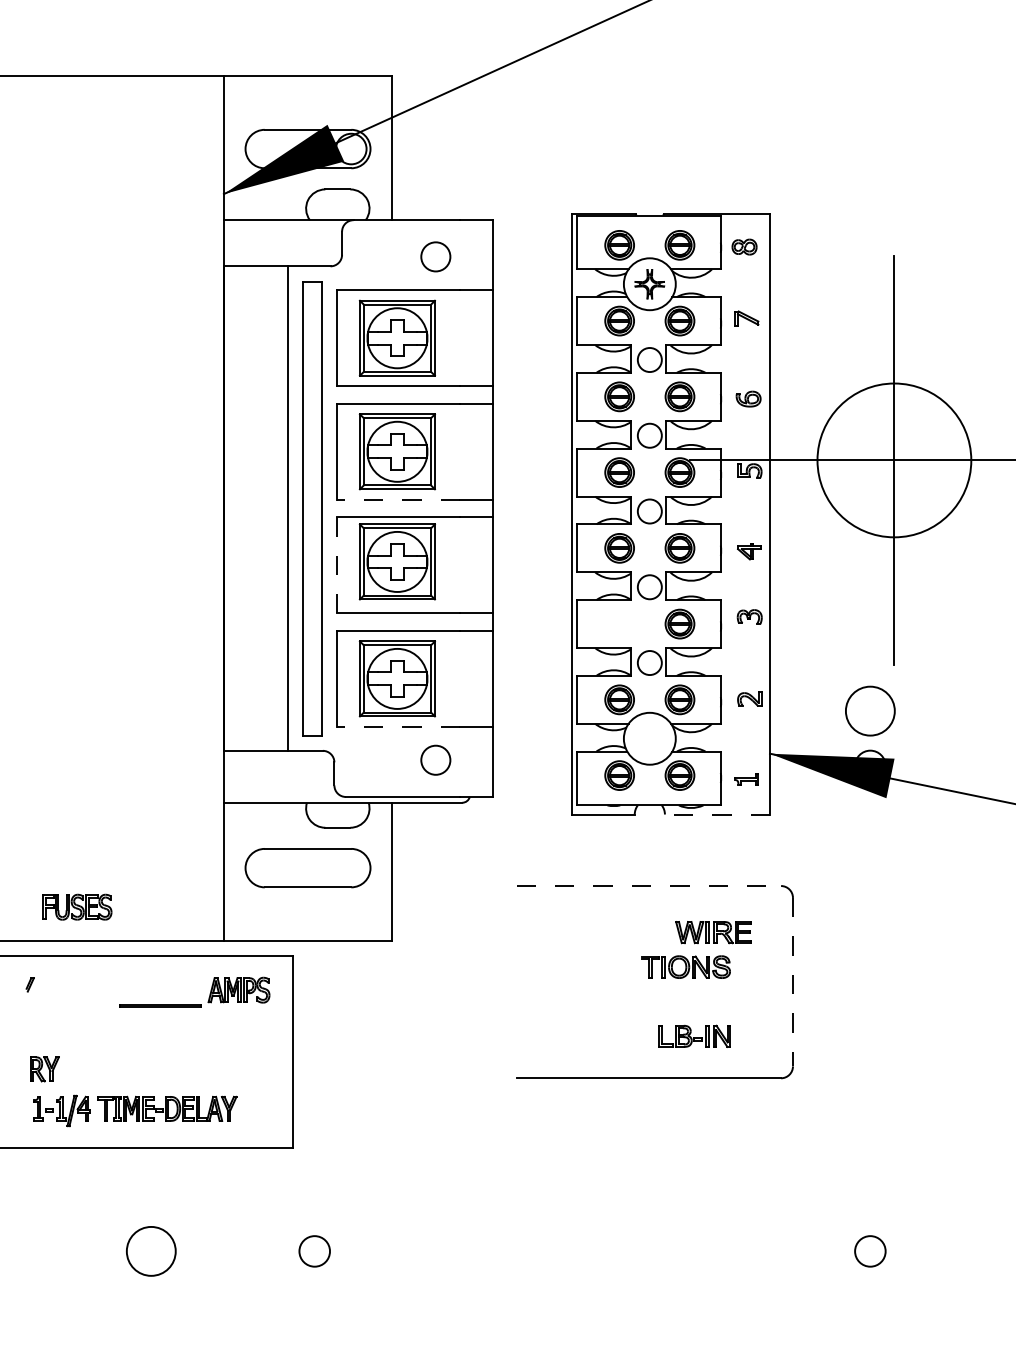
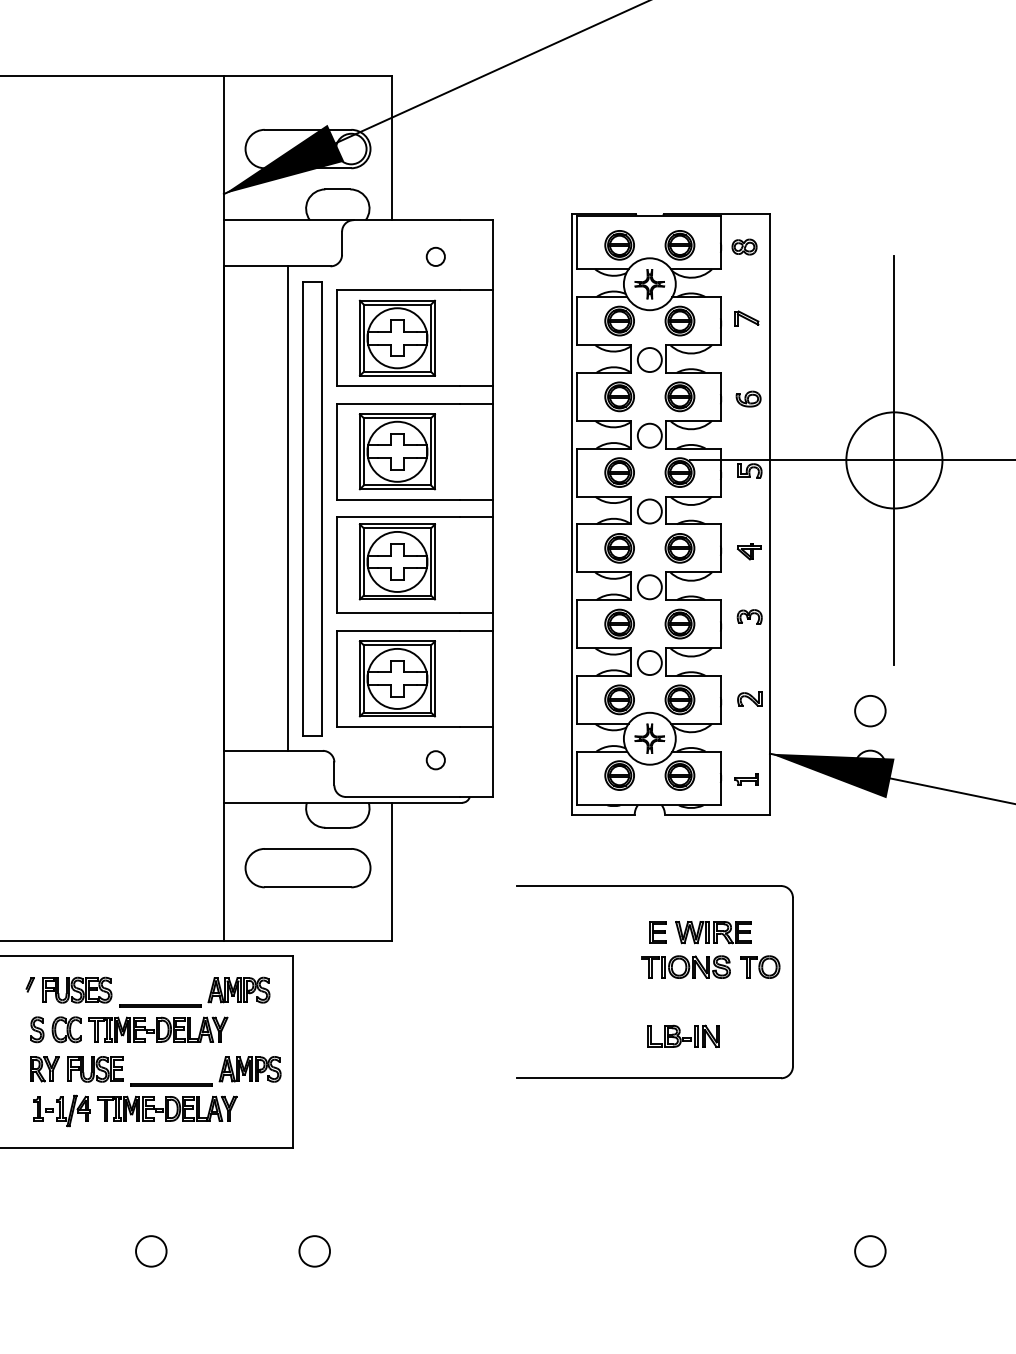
circle diameter: 29 px -> 18 px (435, 256)
circle diameter: 154 px -> 96 px (894, 460)
line: dashed -> solid (398, 499)
line: dashed -> solid (336, 564)
part: none -> present (619, 623)
circle diameter: 49 px -> 31 px (870, 710)
line: dashed -> solid (398, 726)
part: none -> present (649, 738)
circle diameter: 29 px -> 18 px (435, 760)
line: dashed -> solid (717, 814)
line: dashed -> solid (649, 886)
part position: (77, 906) -> (77, 989) (77, 989)
part: none -> present (657, 932)
part: none -> present (760, 966)
line: dashed -> solid (792, 982)
part: none -> present (129, 1029)
part position: (694, 1035) -> (683, 1035) (683, 1035)
part: none -> present (174, 1083)
circle diameter: 49 px -> 31 px (151, 1251)
